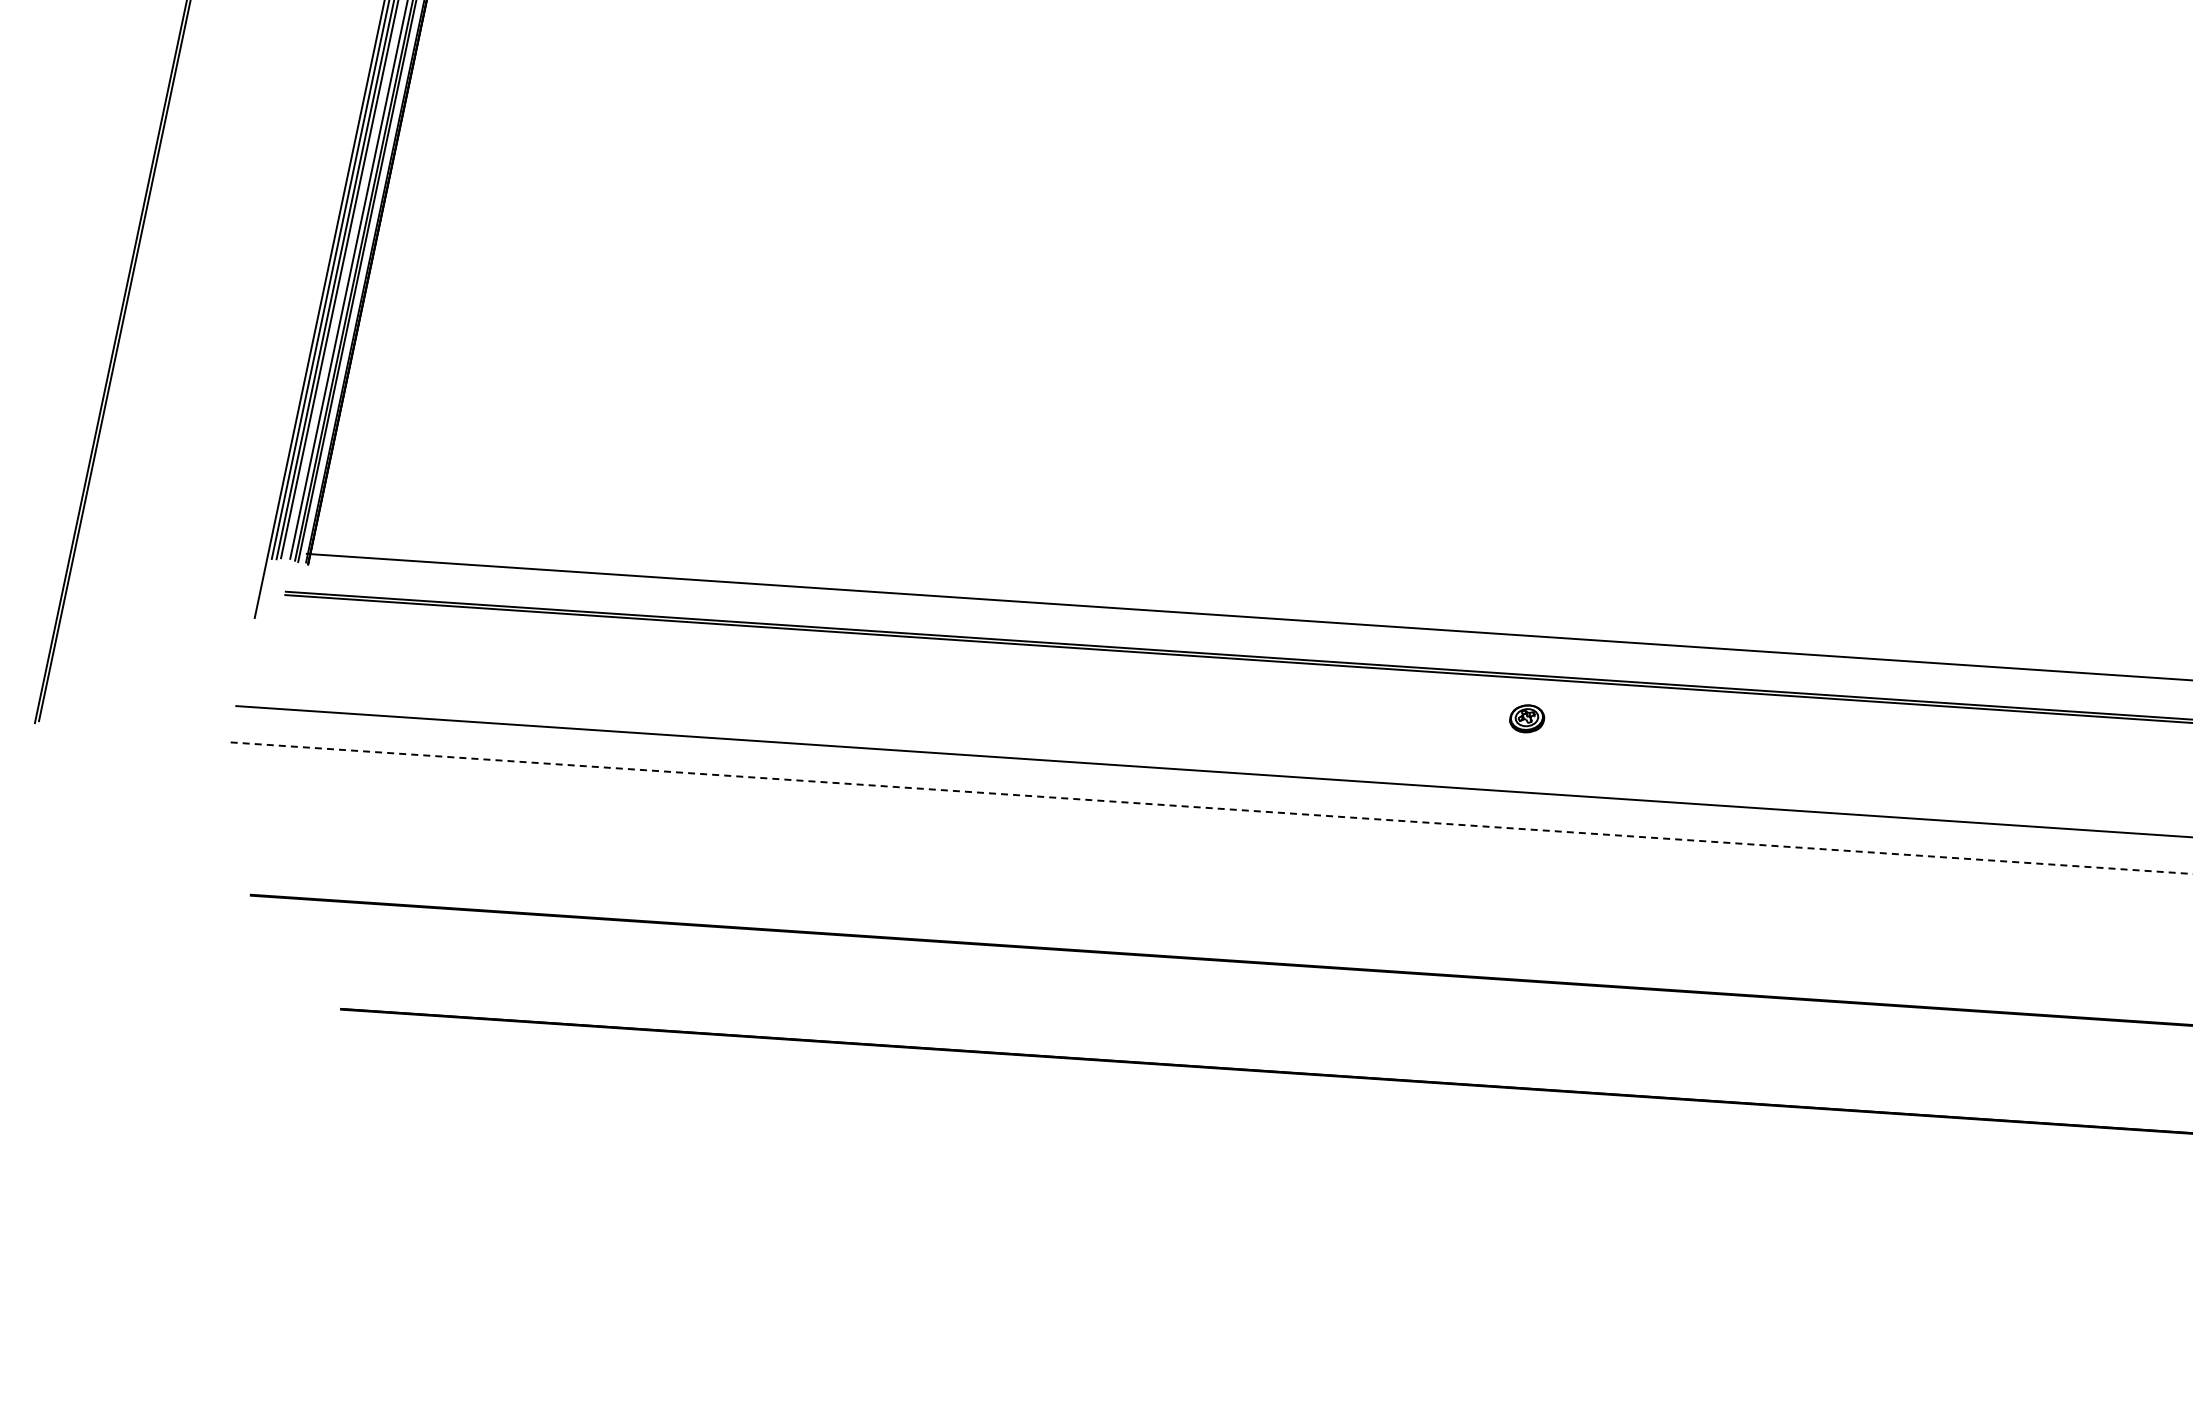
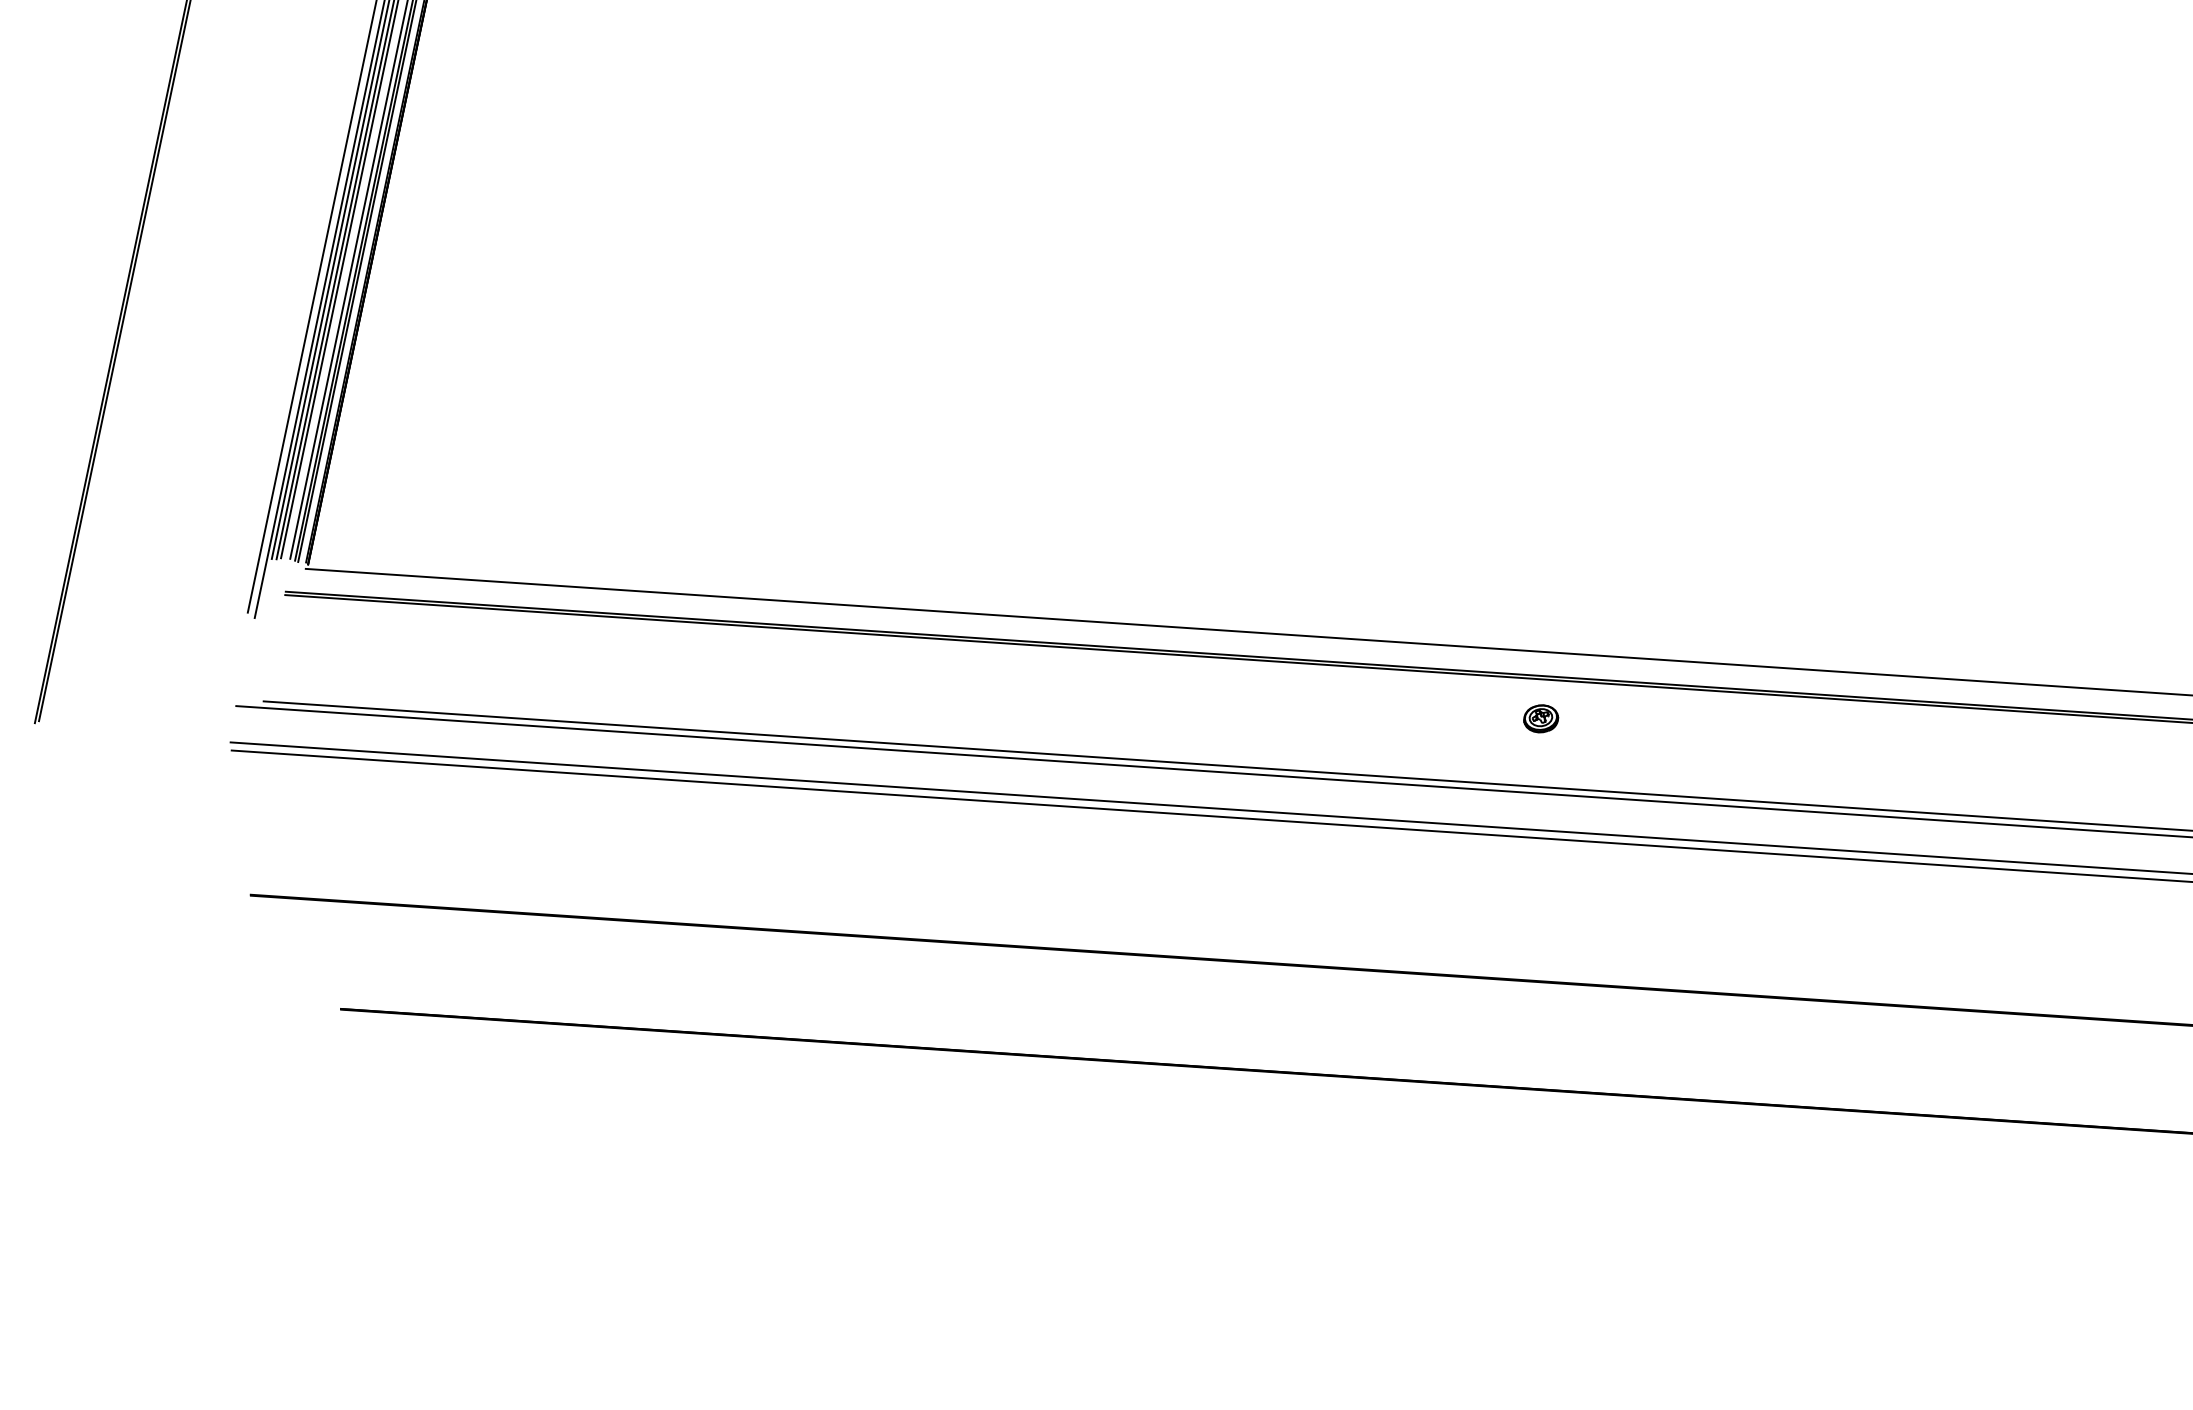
line: none -> present (311, 307)
line position: (1247, 616) -> (1247, 631) (1247, 631)
part position: (1527, 718) -> (1541, 718) (1541, 718)
line: none -> present (1226, 765)
line: dashed -> solid (1211, 808)
line: none -> present (1210, 815)
